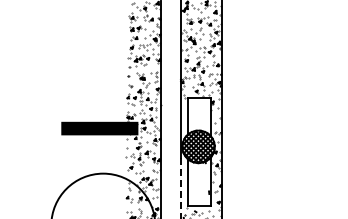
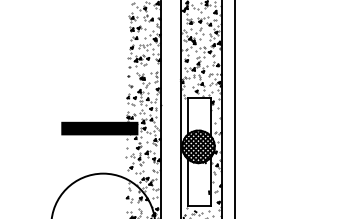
line: none -> present (235, 108)
line: dashed -> solid (181, 188)
